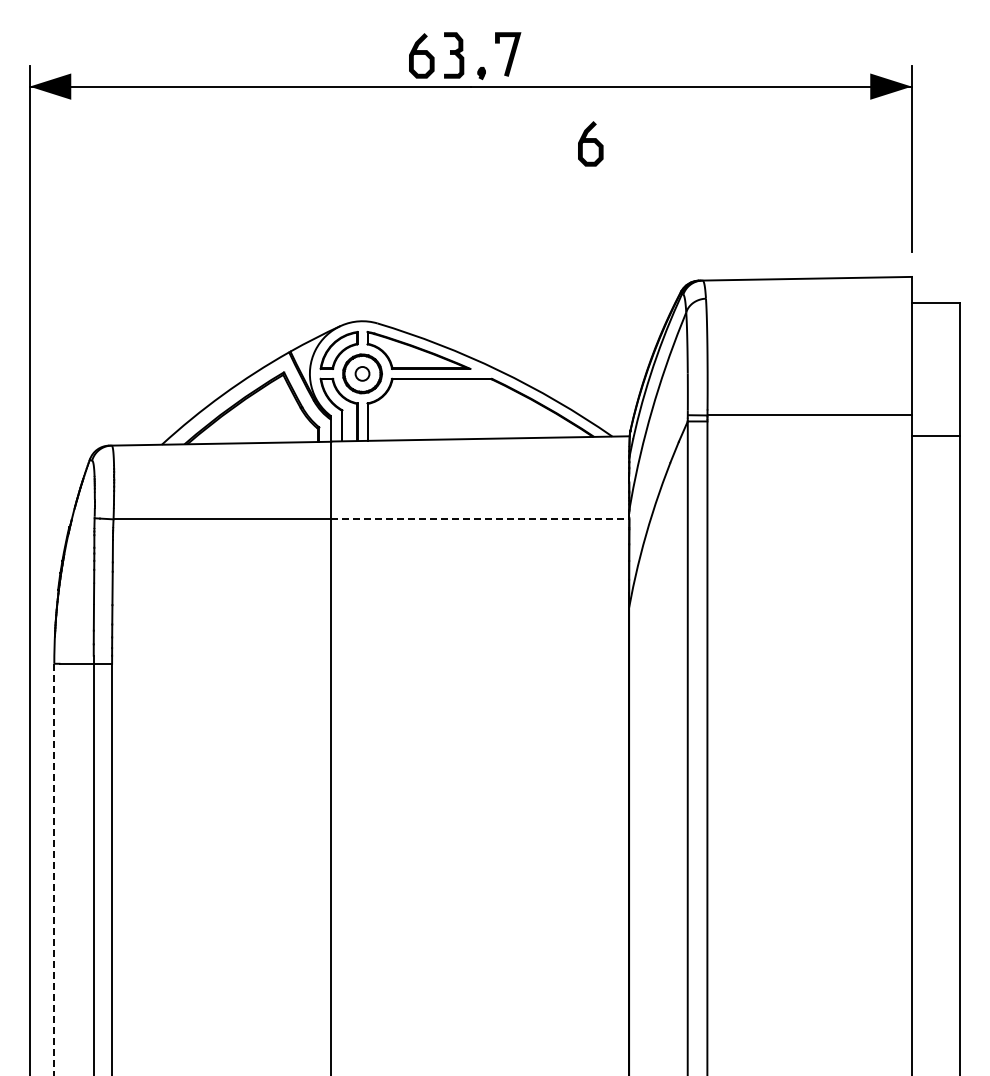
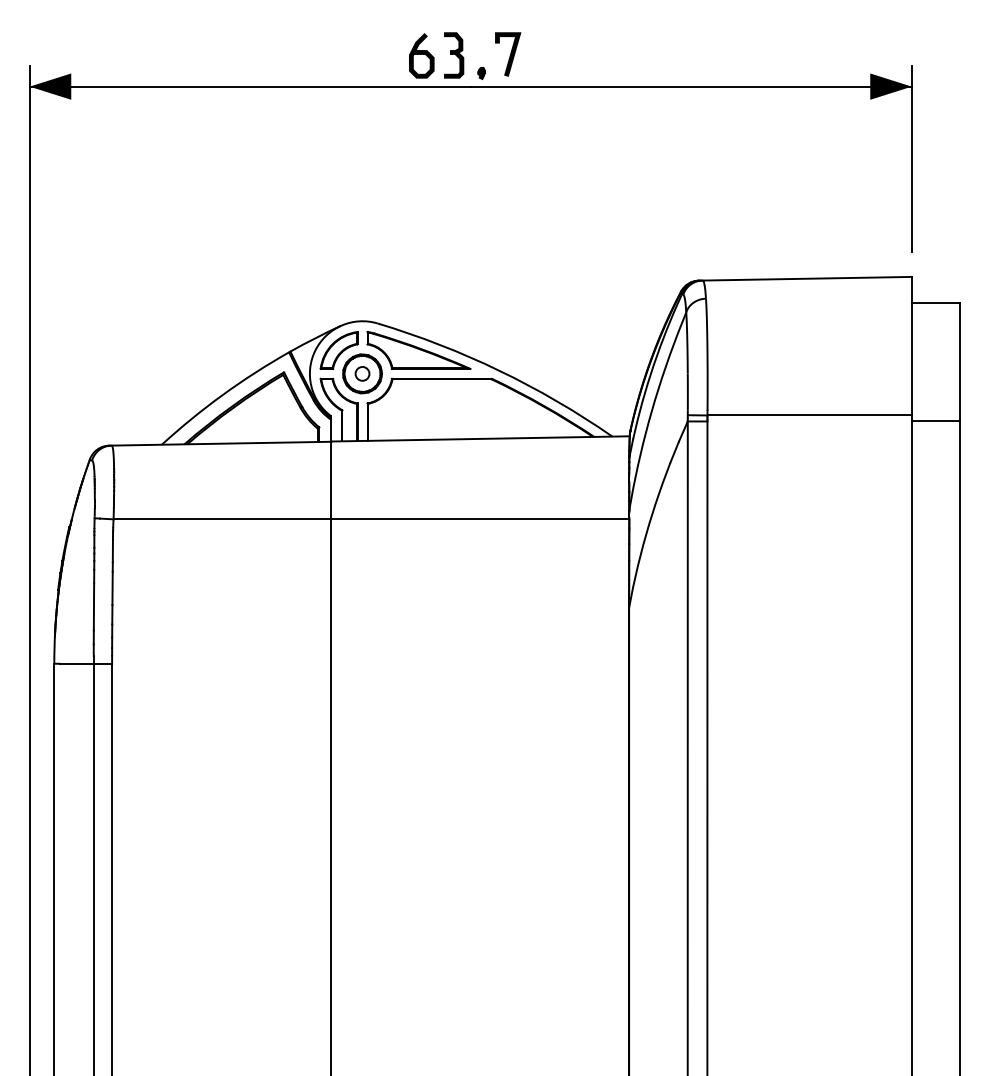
curve: present -> none (590, 142)
line position: (935, 436) -> (935, 421) (935, 421)
line: dashed -> solid (480, 519)
line: dashed -> solid (54, 869)
